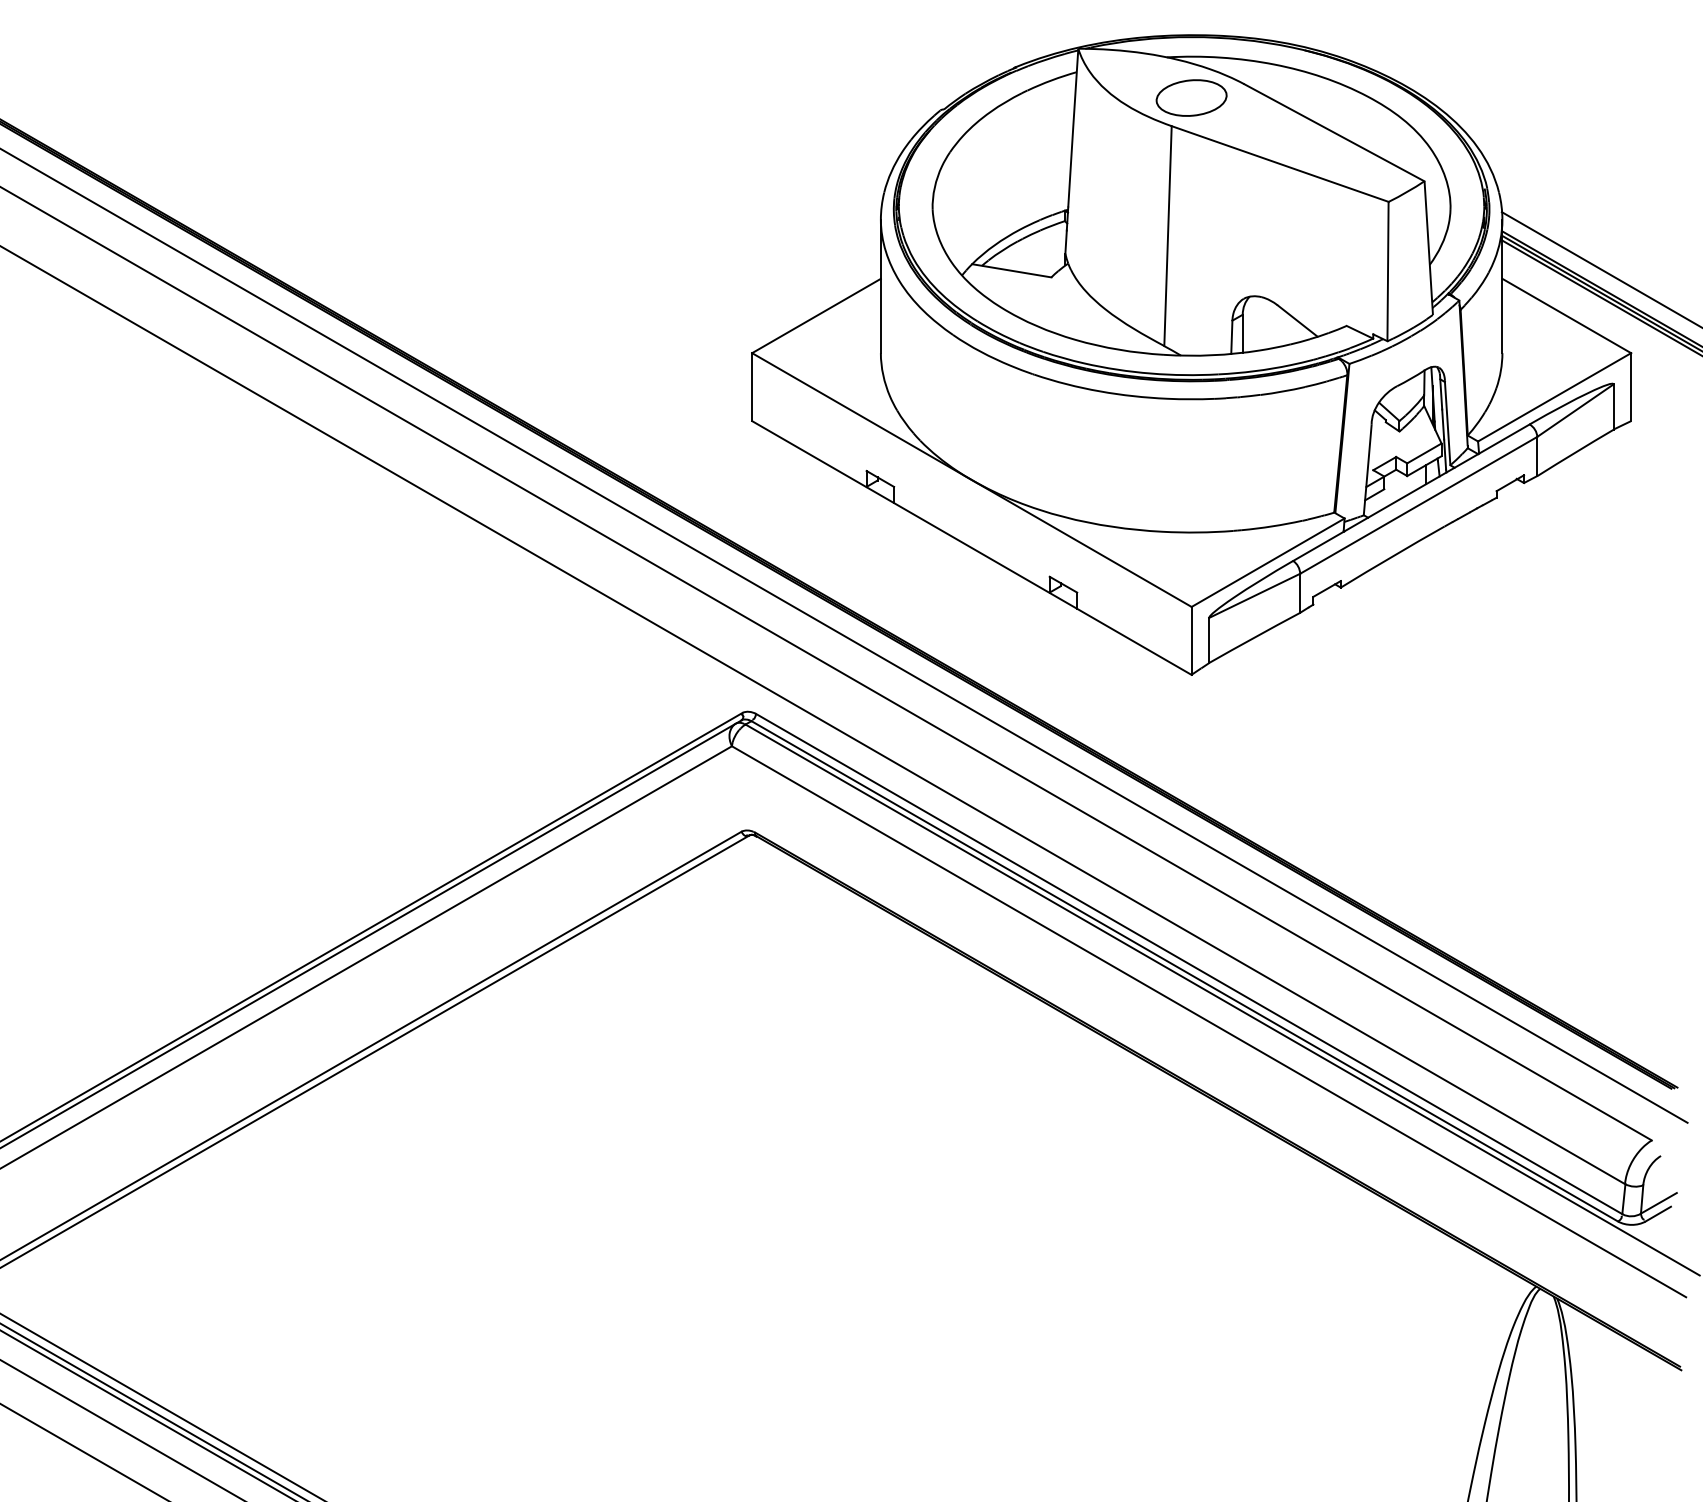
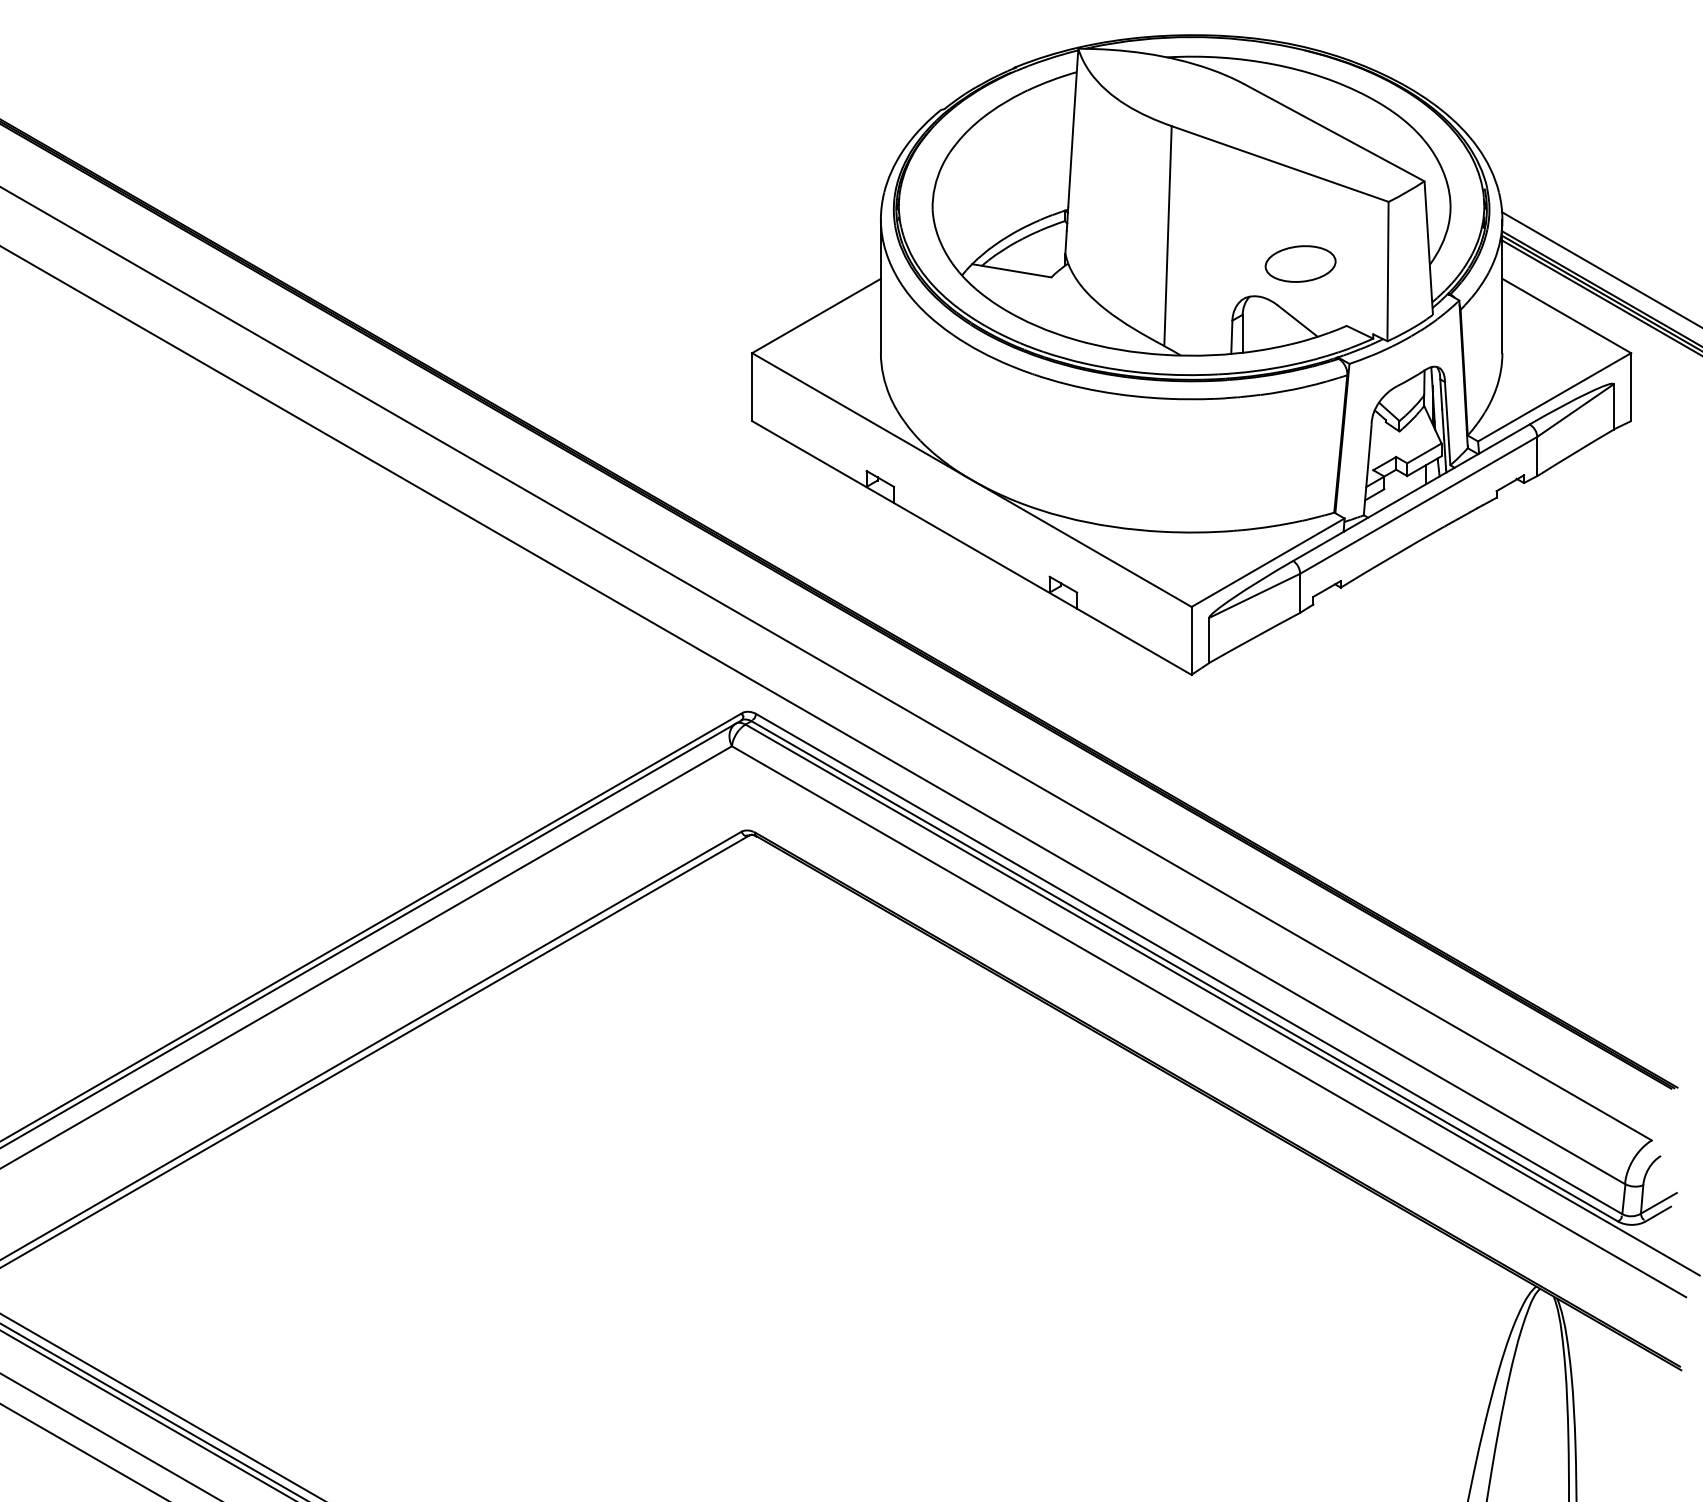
part position: (1191, 97) -> (1300, 263) (1300, 263)
line: present -> none (844, 635)
line position: (121, 1429) -> (109, 1436) (109, 1436)
